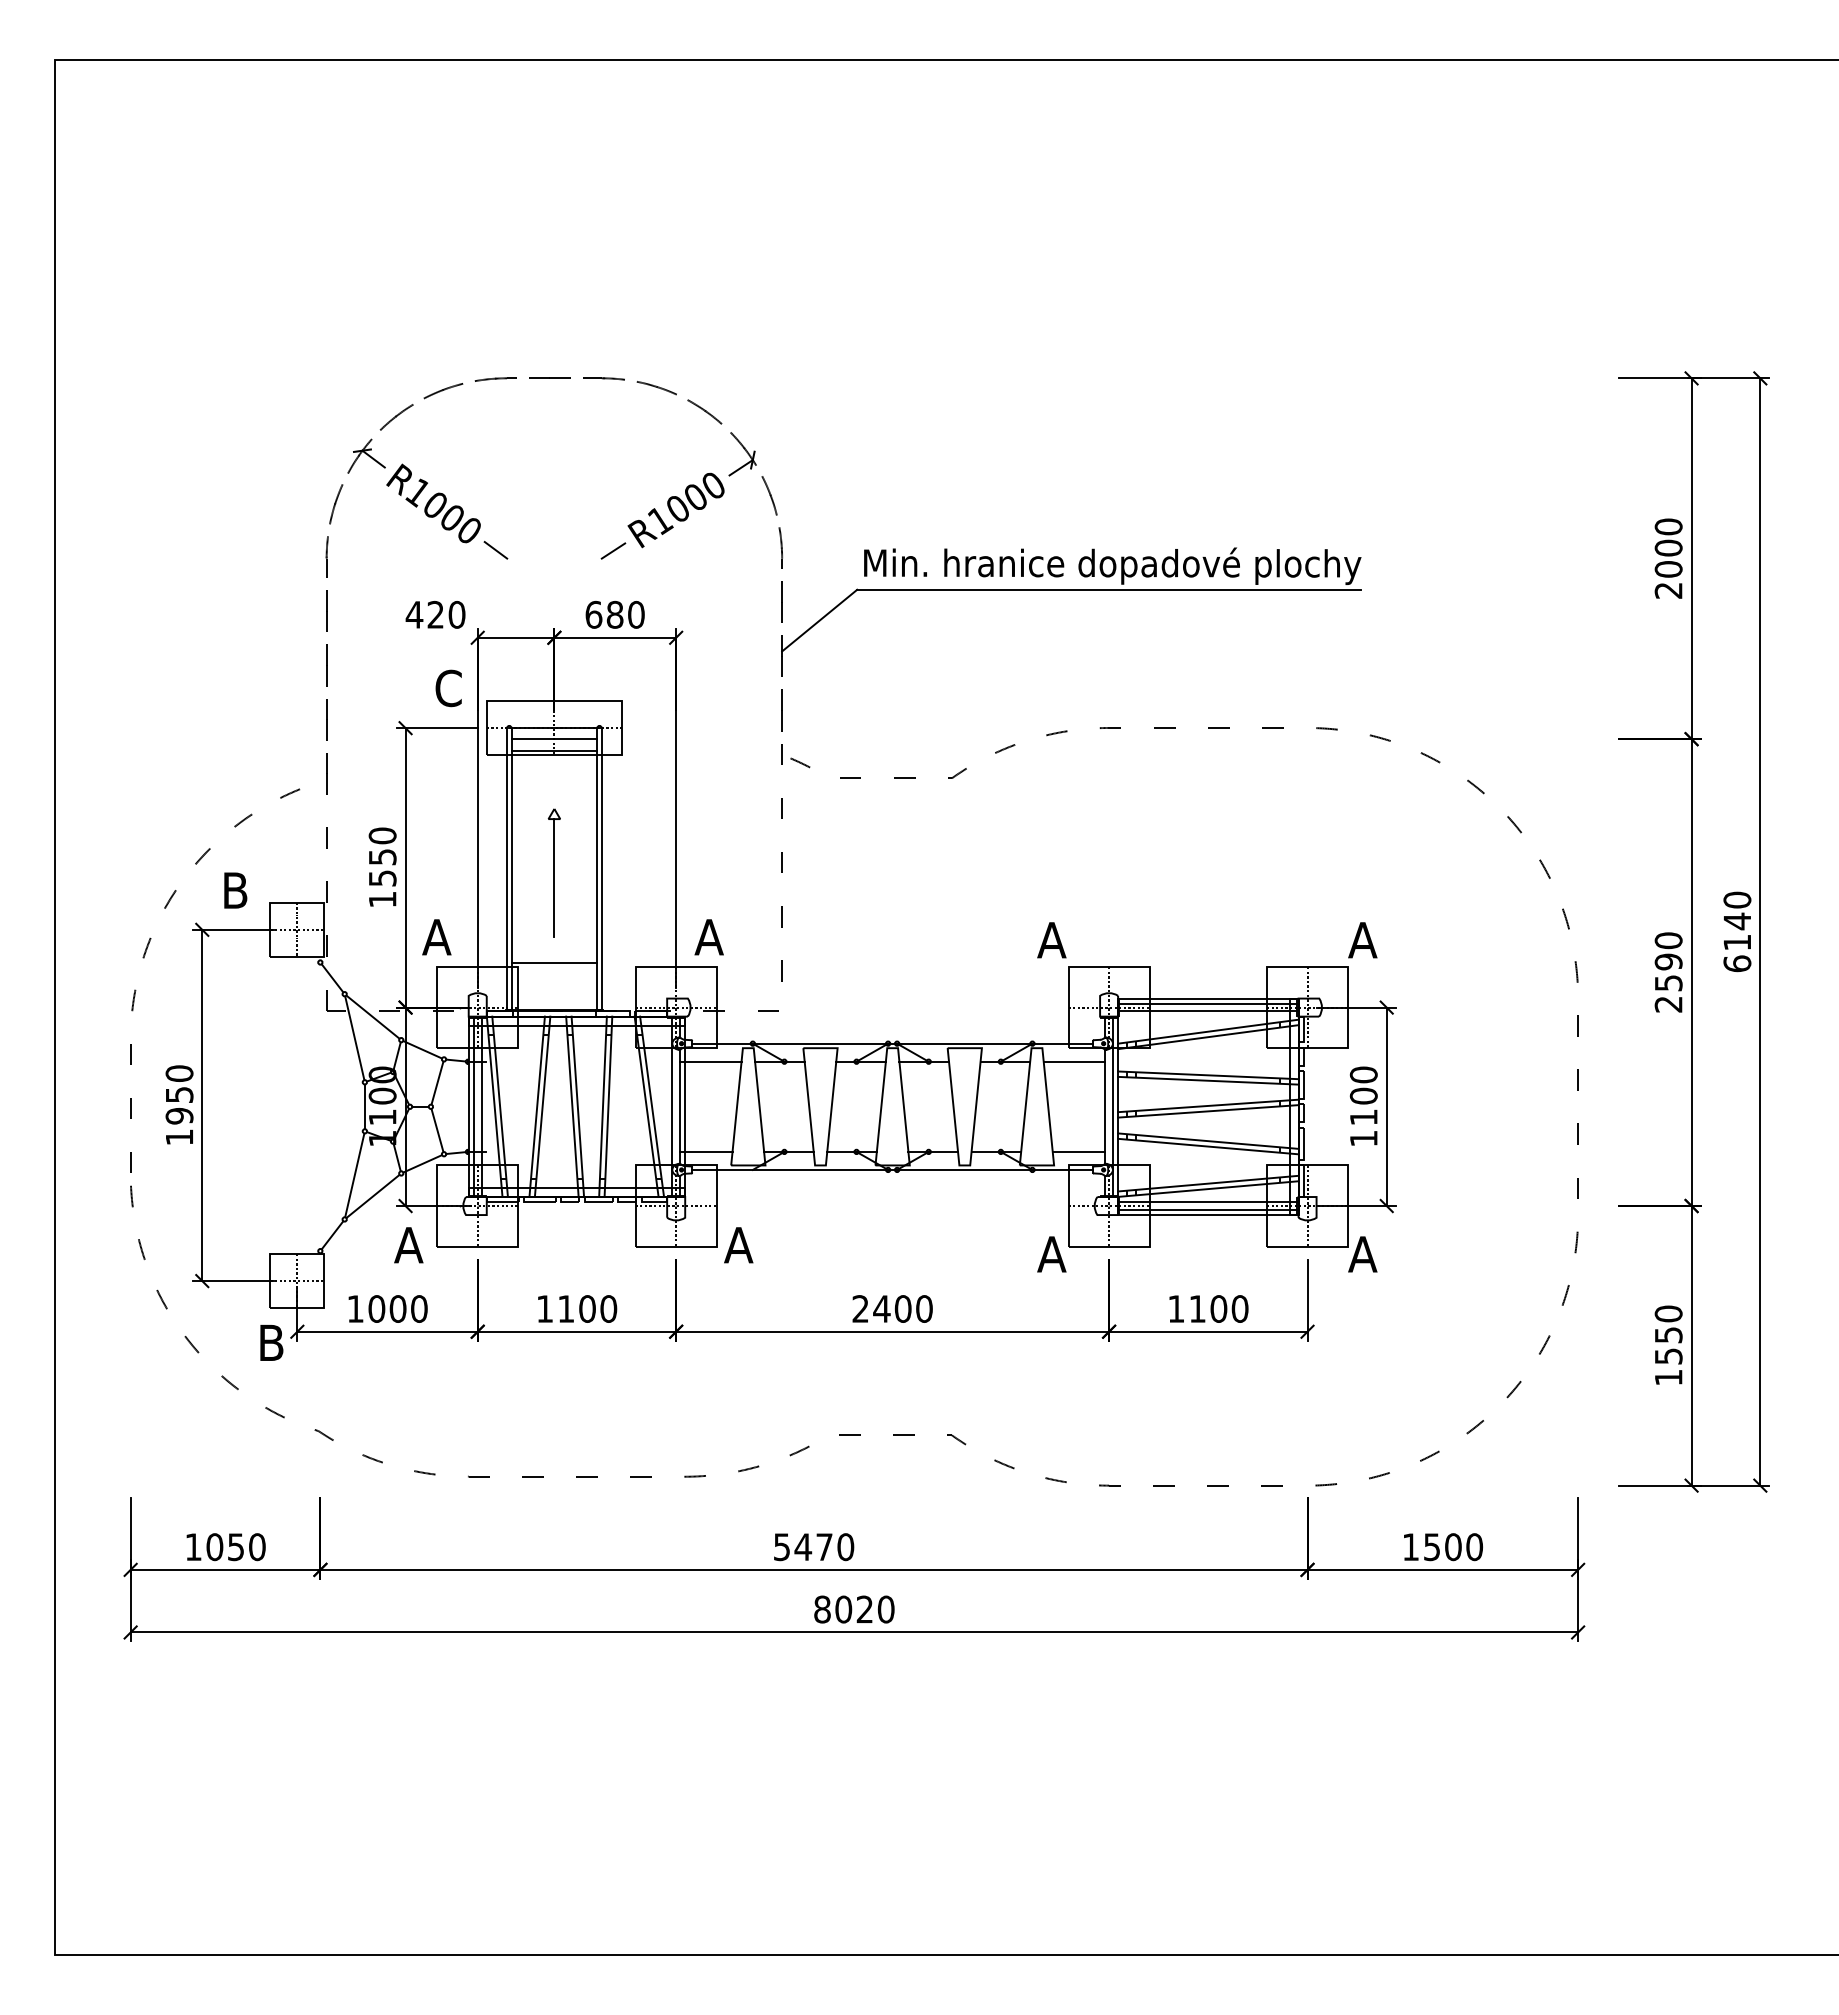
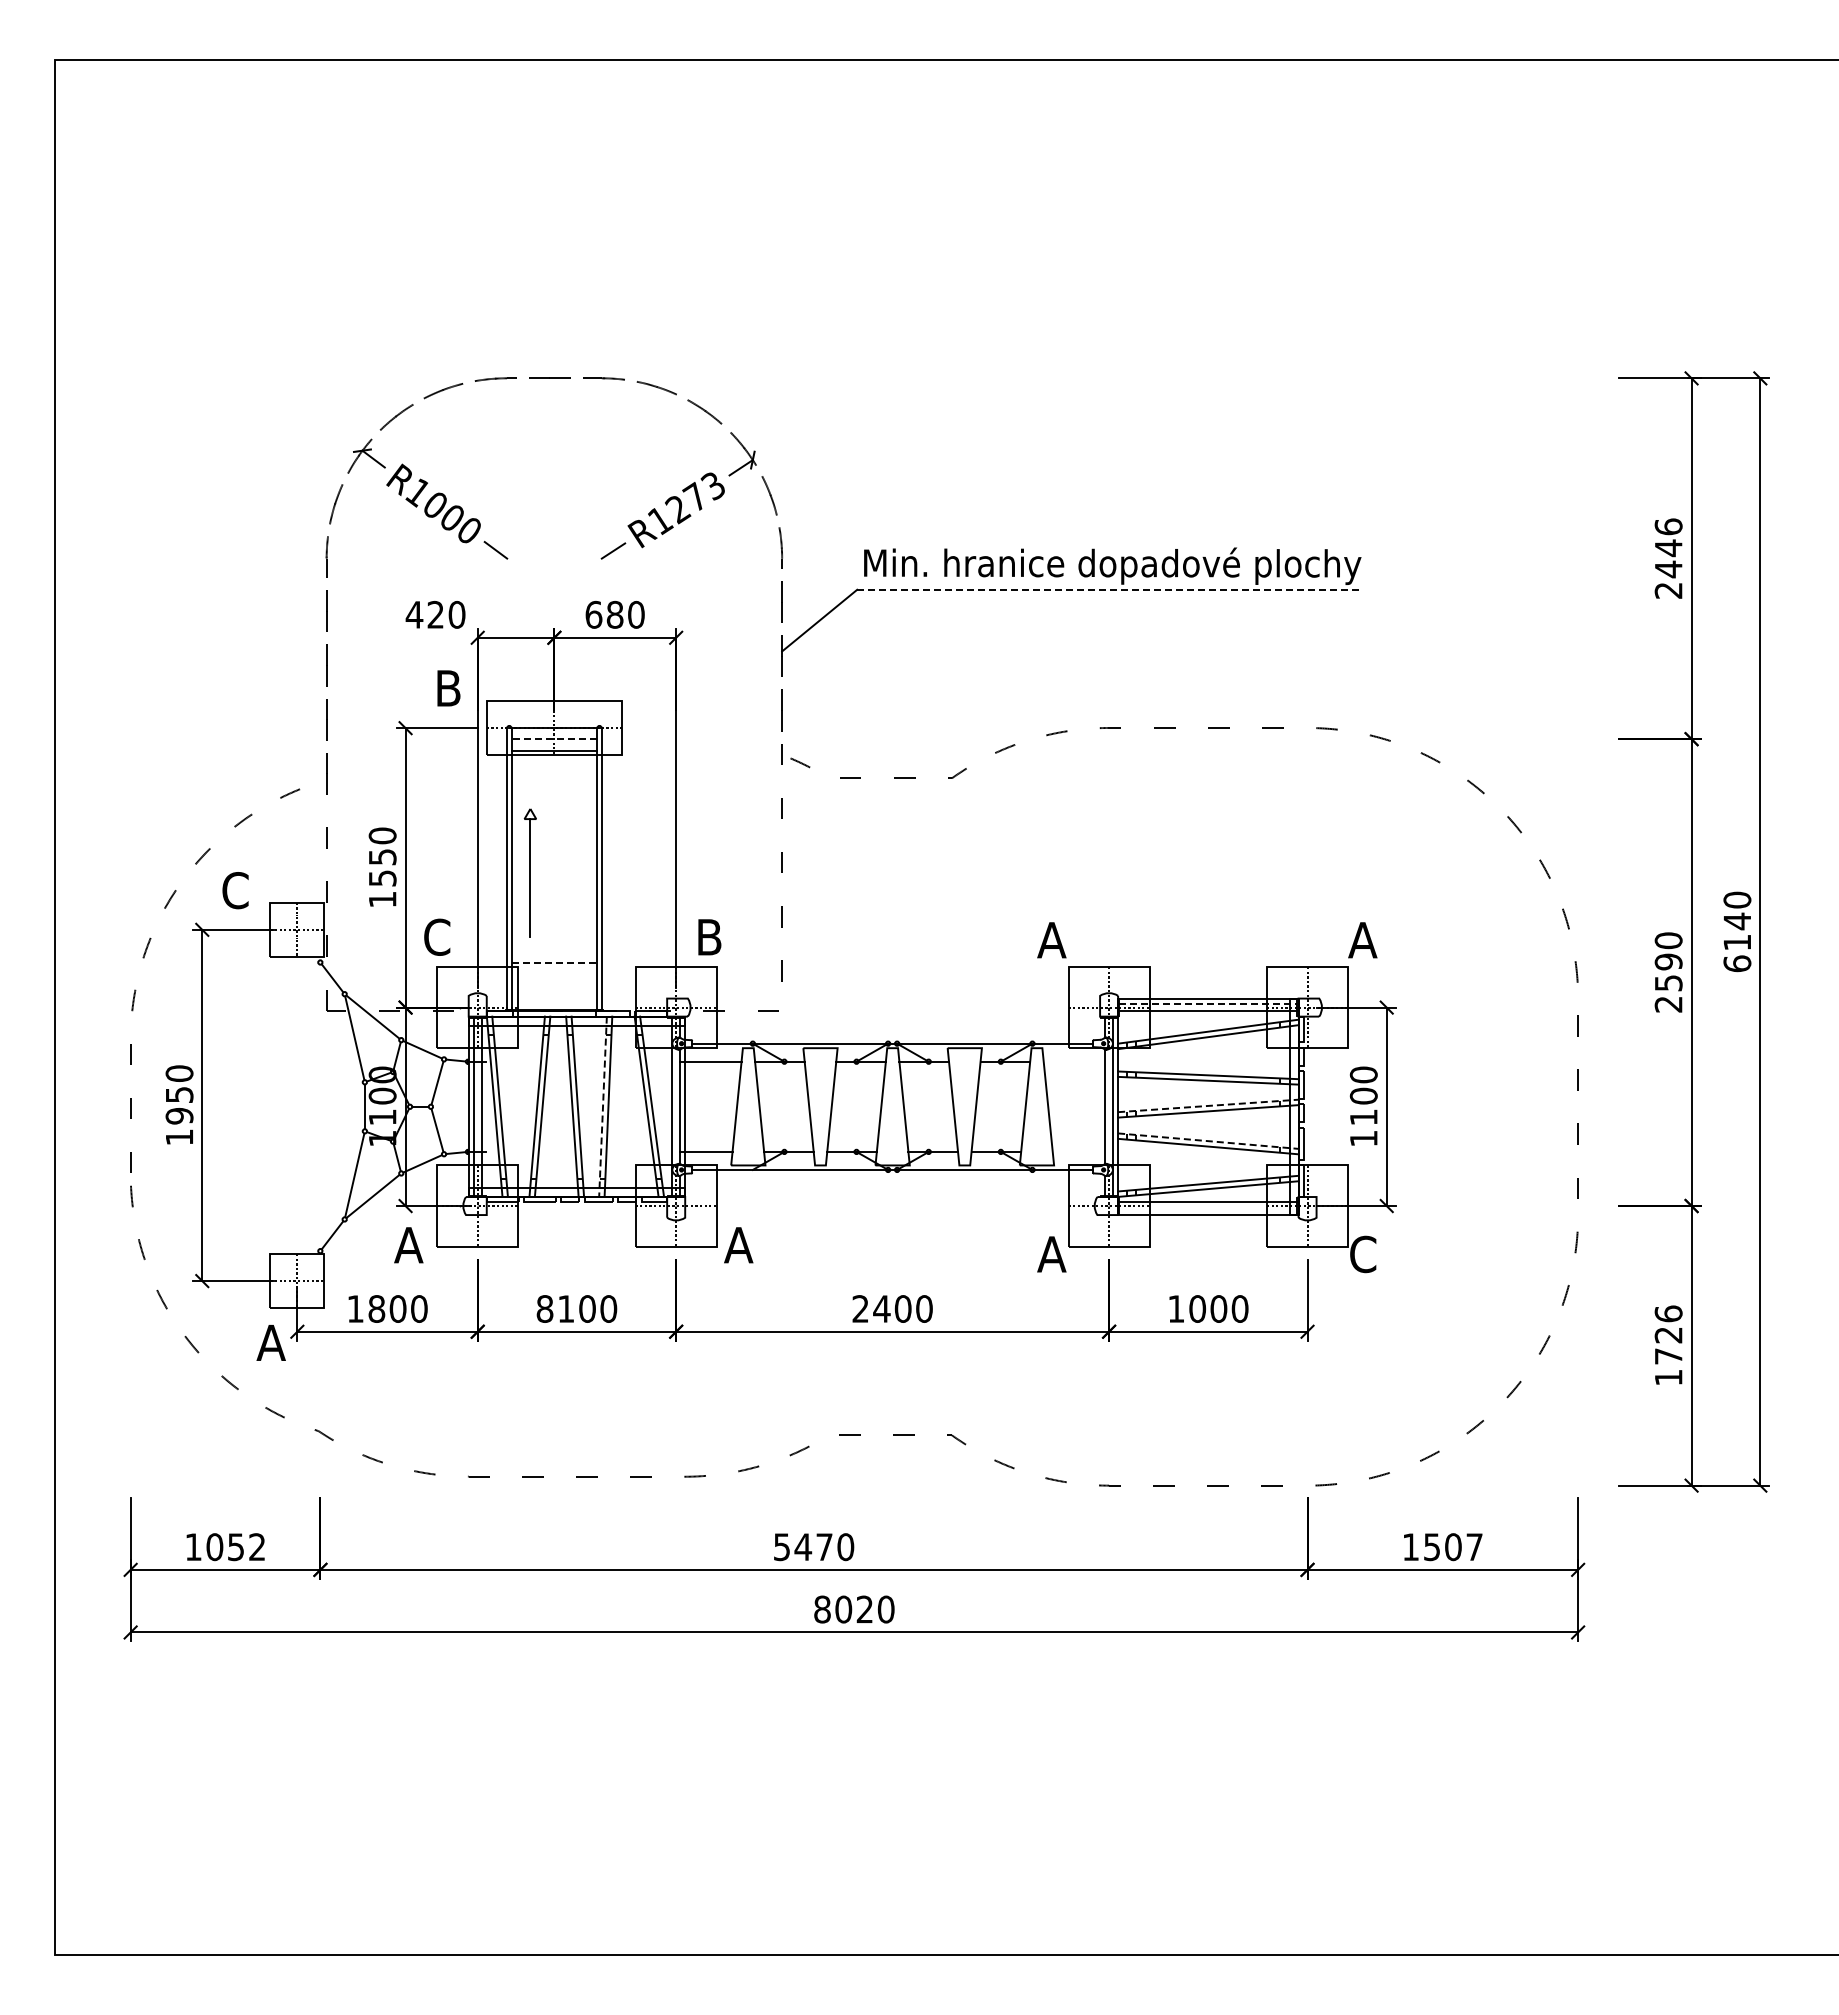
text: R1000 -> R1273 (694, 498)
text: 2000 -> 2446 (1668, 548)
line: solid -> dashed (1108, 589)
text: C -> B (448, 688)
line: solid -> dashed (554, 739)
part position: (553, 872) -> (529, 872) (529, 872)
text: B -> C (235, 890)
text: A -> C (436, 936)
text: A -> B (708, 937)
line: solid -> dashed (554, 962)
line: solid -> dashed (1208, 1003)
line: present -> none (1074, 1061)
line: solid -> dashed (1208, 1105)
line: solid -> dashed (603, 1107)
line: solid -> dashed (1208, 1141)
line: present -> none (1078, 1151)
line: present -> none (1208, 1209)
text: A -> C (1362, 1254)
text: 1000 -> 1800 (376, 1308)
text: 1100 -> 8100 (544, 1308)
text: 1100 -> 1000 (1197, 1308)
text: 1550 -> 1726 (1668, 1334)
text: B -> A (270, 1342)
text: 1050 -> 1052 (257, 1547)
text: 1500 -> 1507 (1474, 1547)
